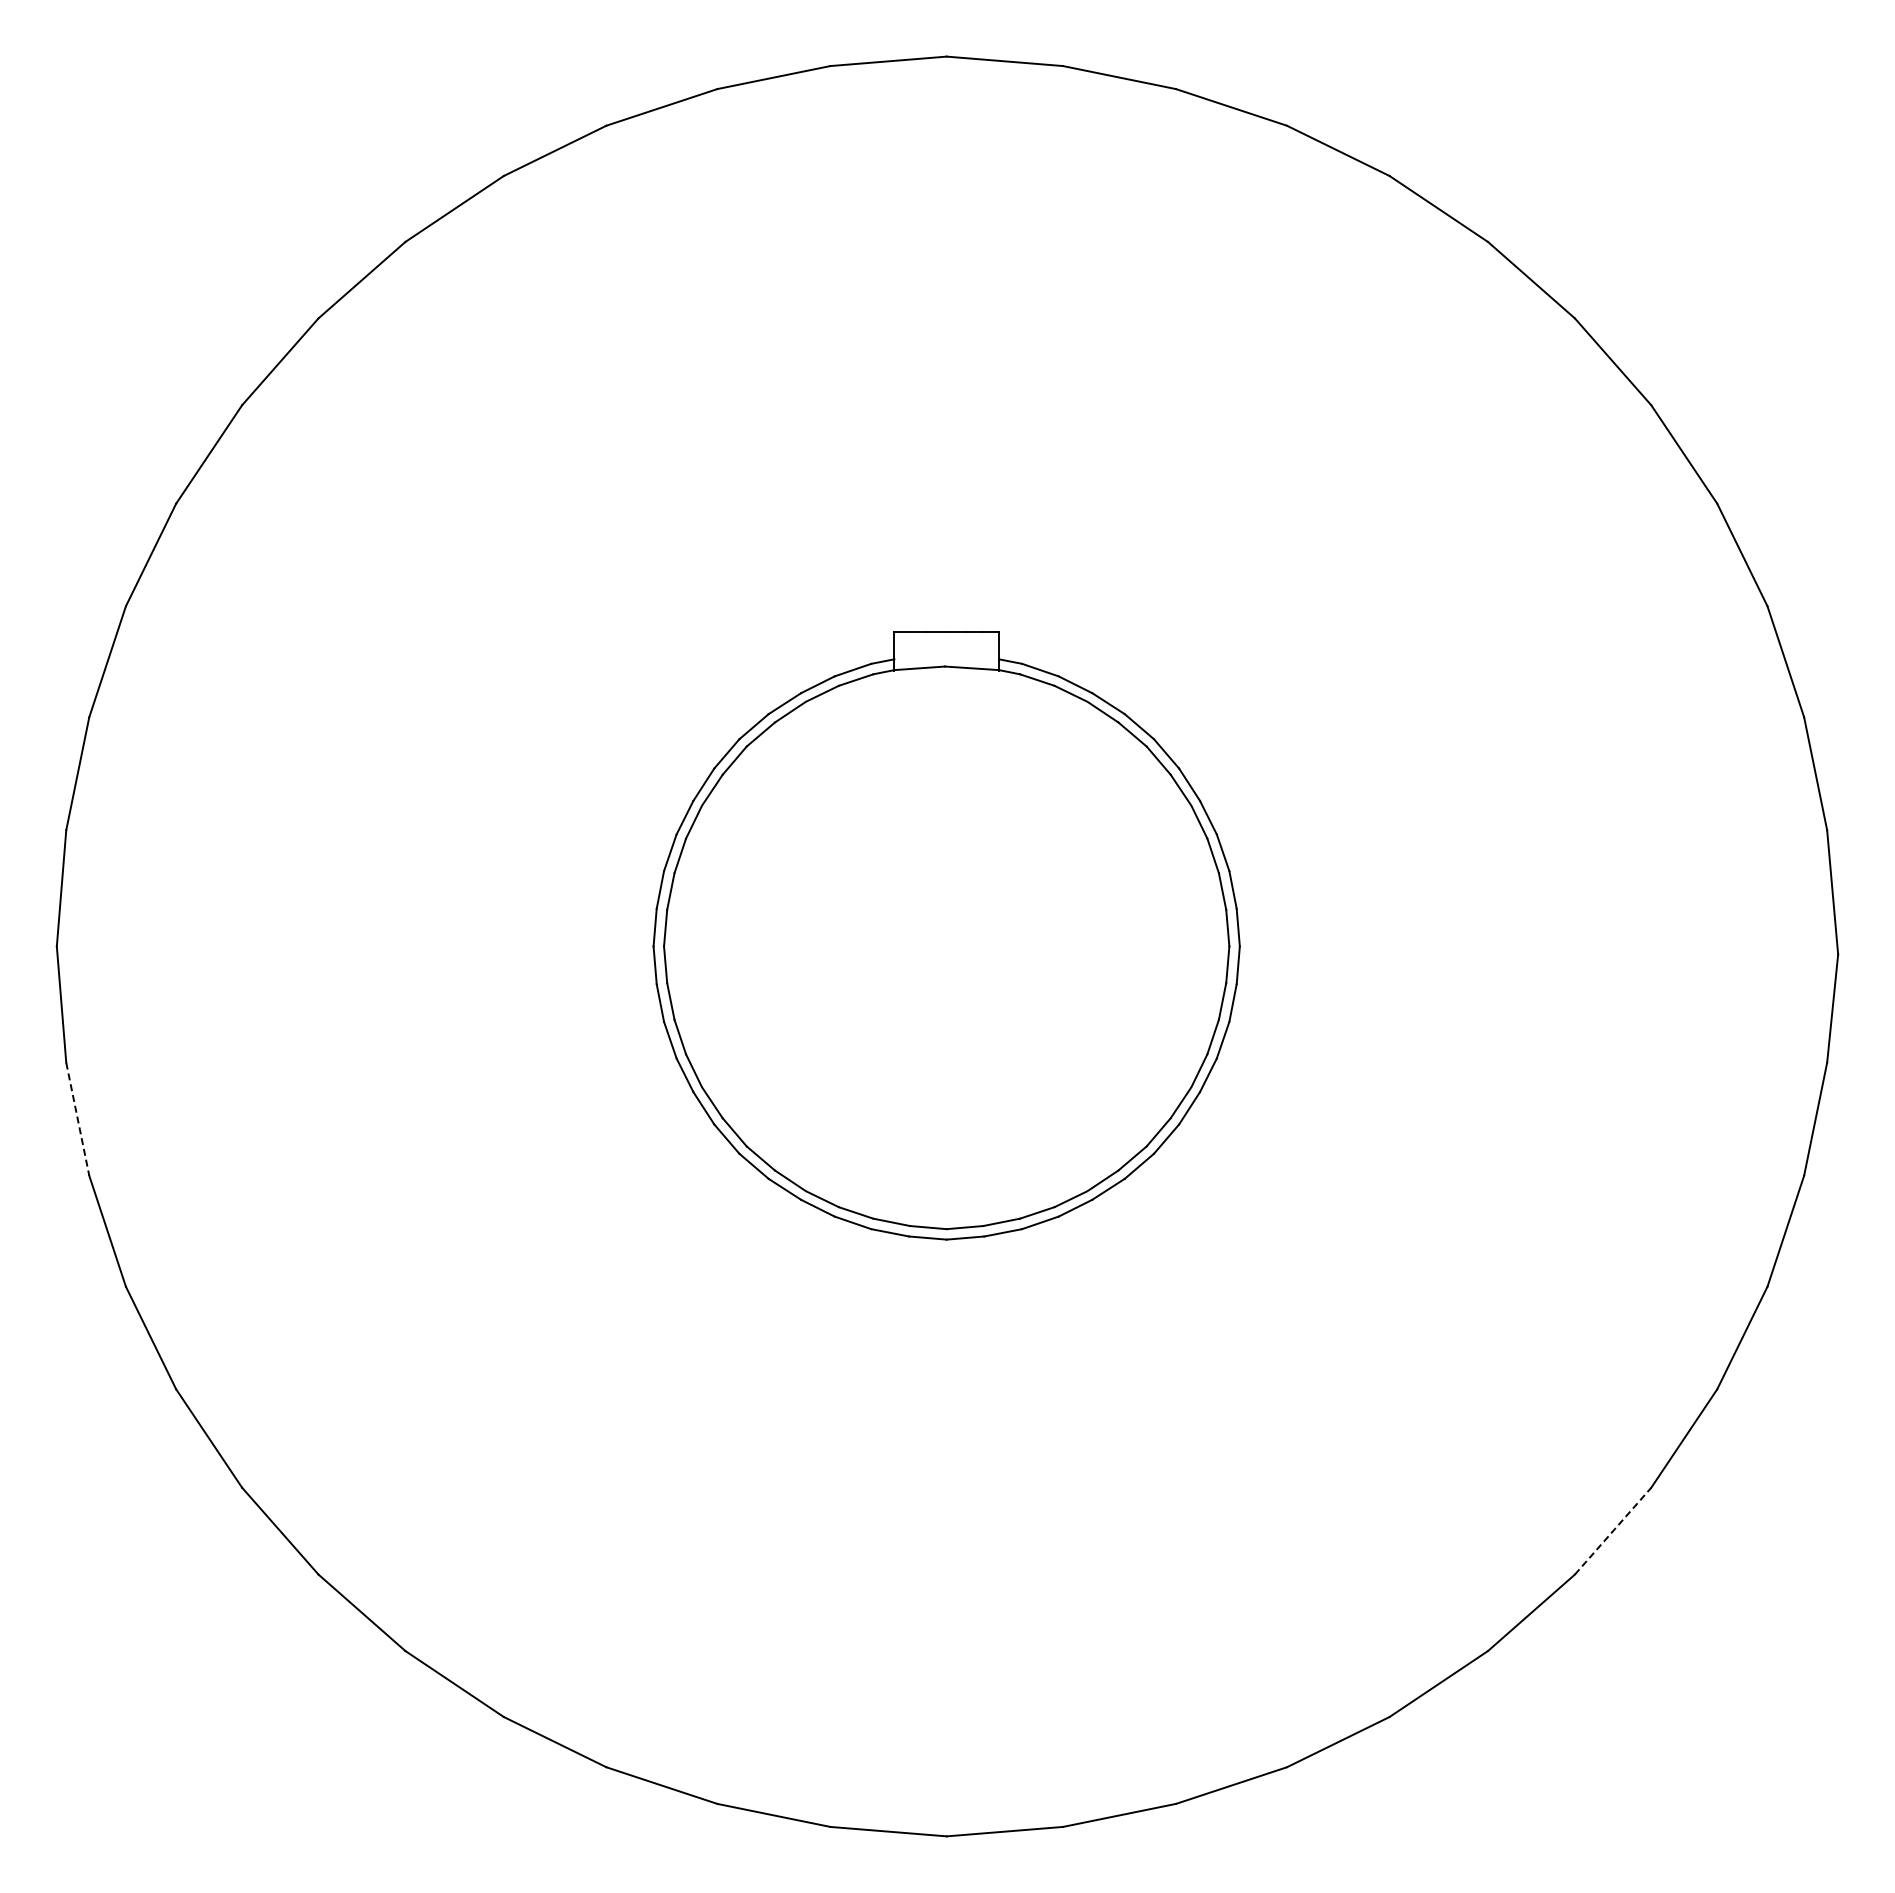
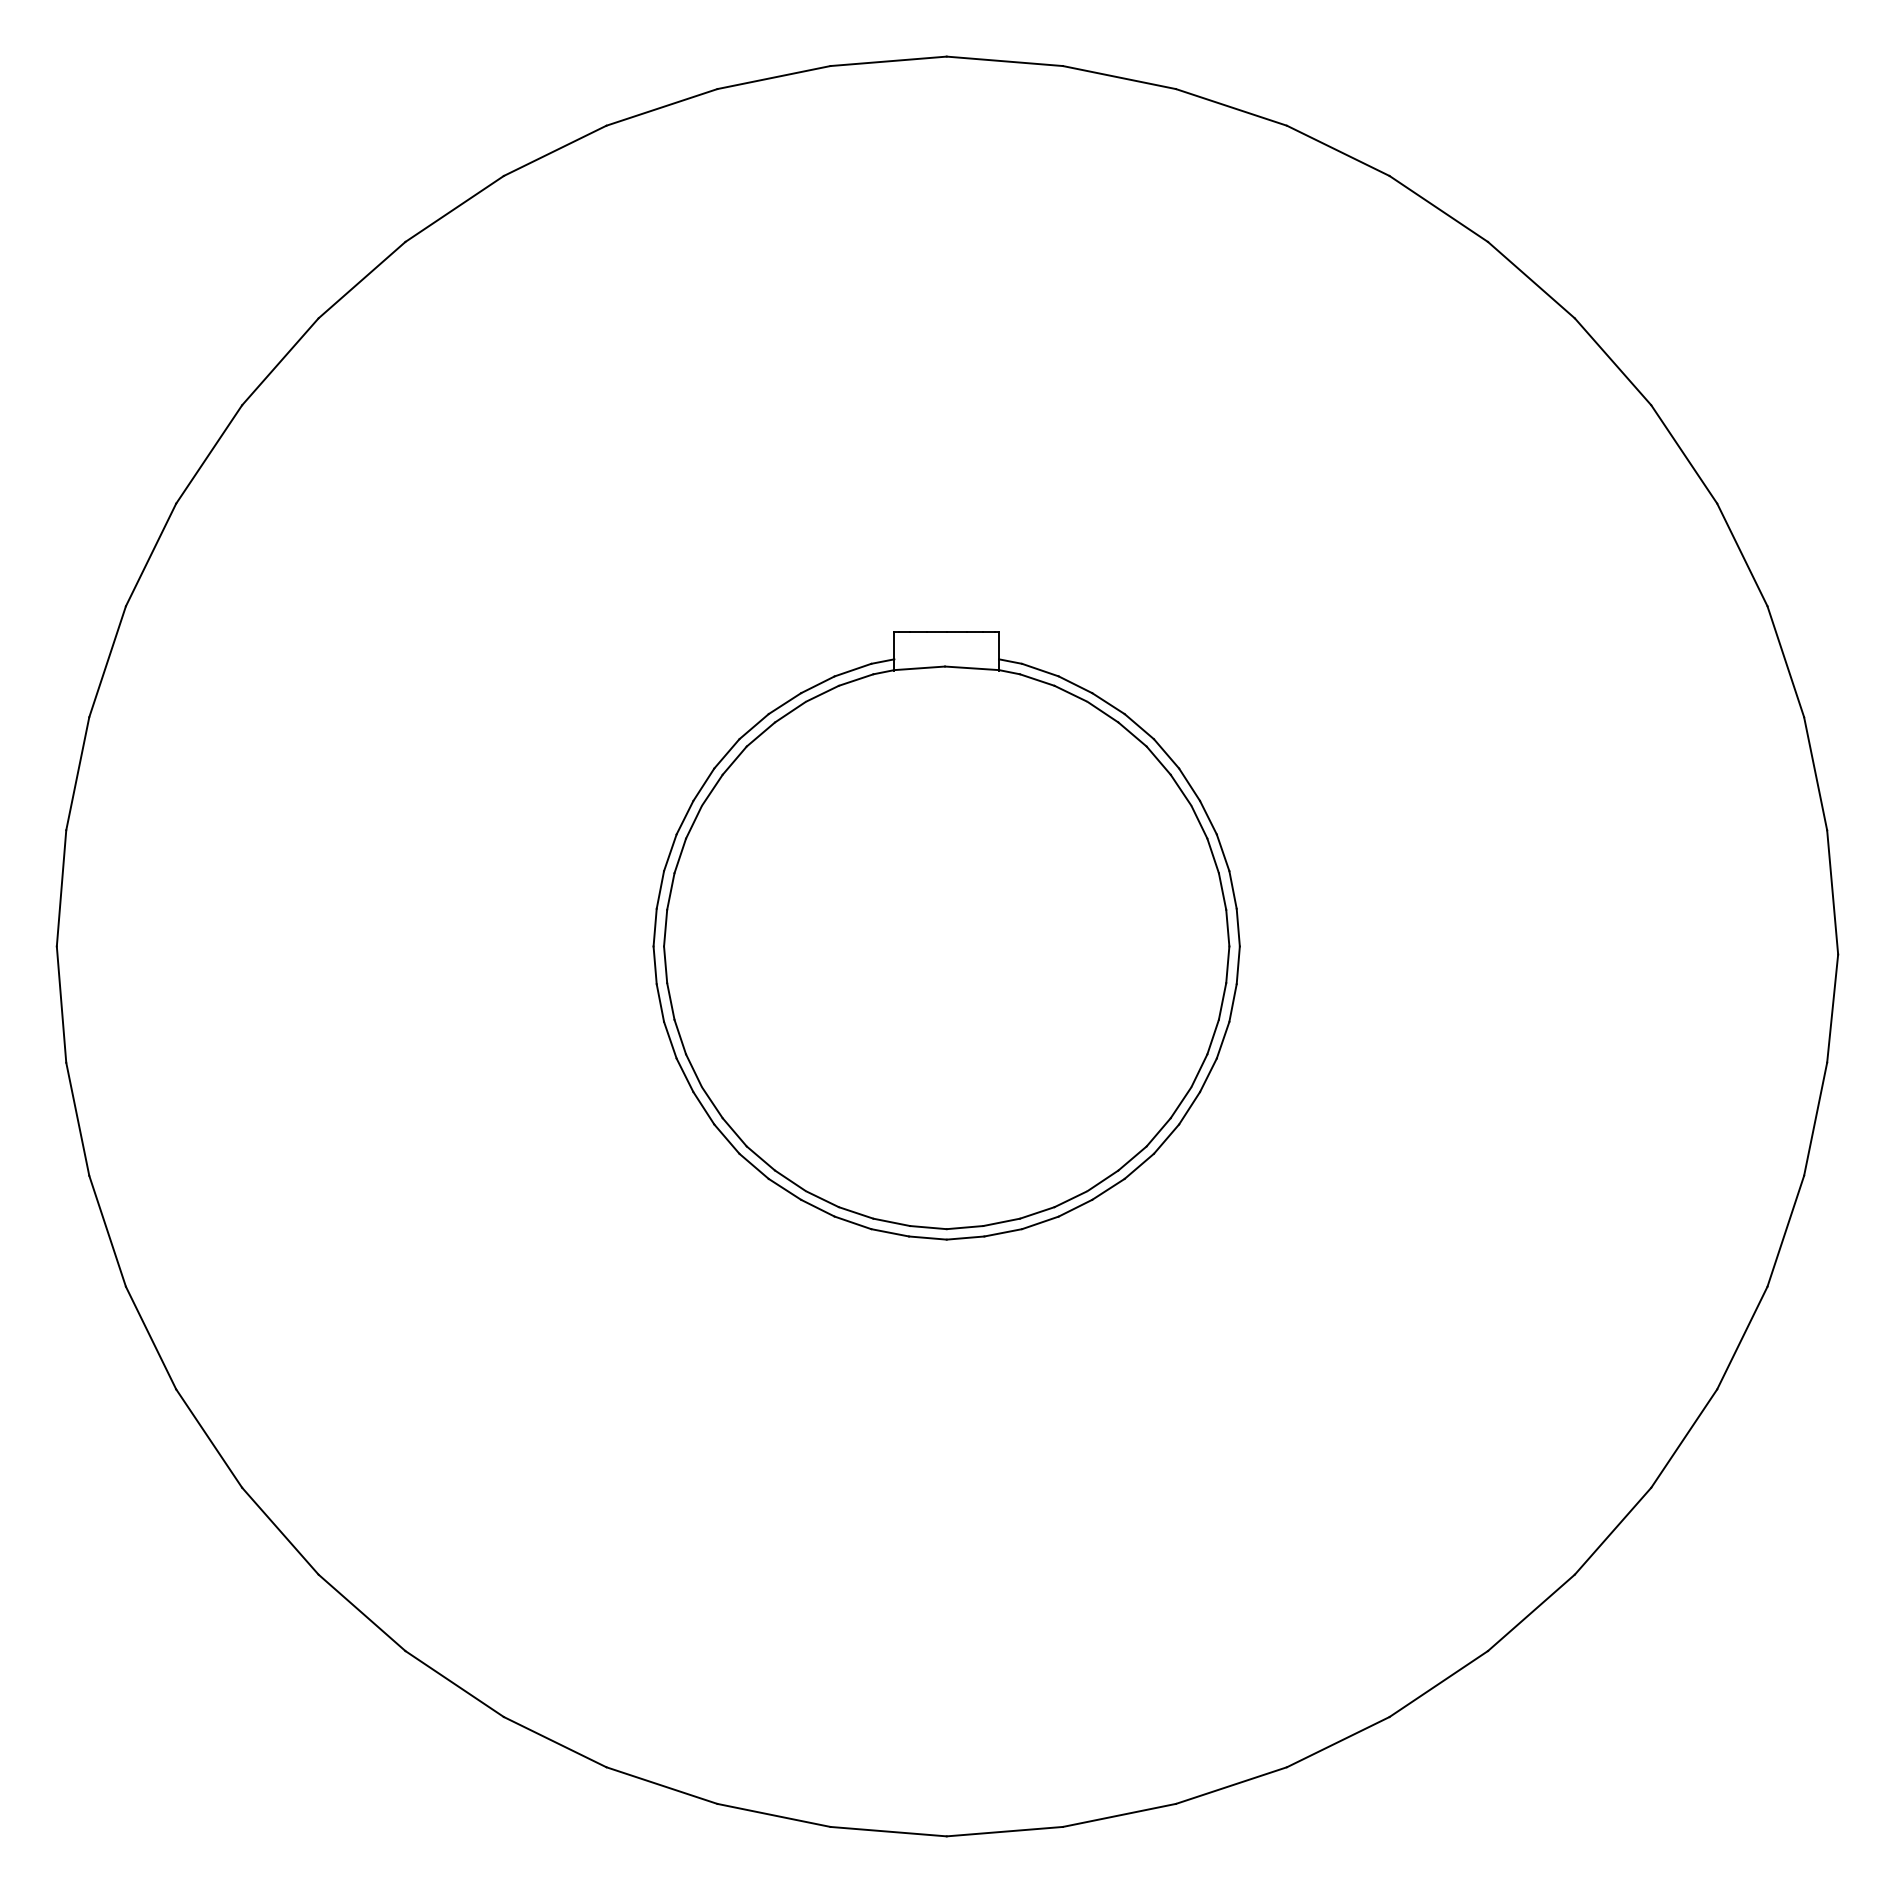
line: dashed -> solid (77, 1119)
line: dashed -> solid (1613, 1531)
